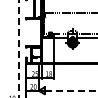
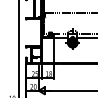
line: dashed -> solid (19, 49)
line: dashed -> solid (71, 90)
